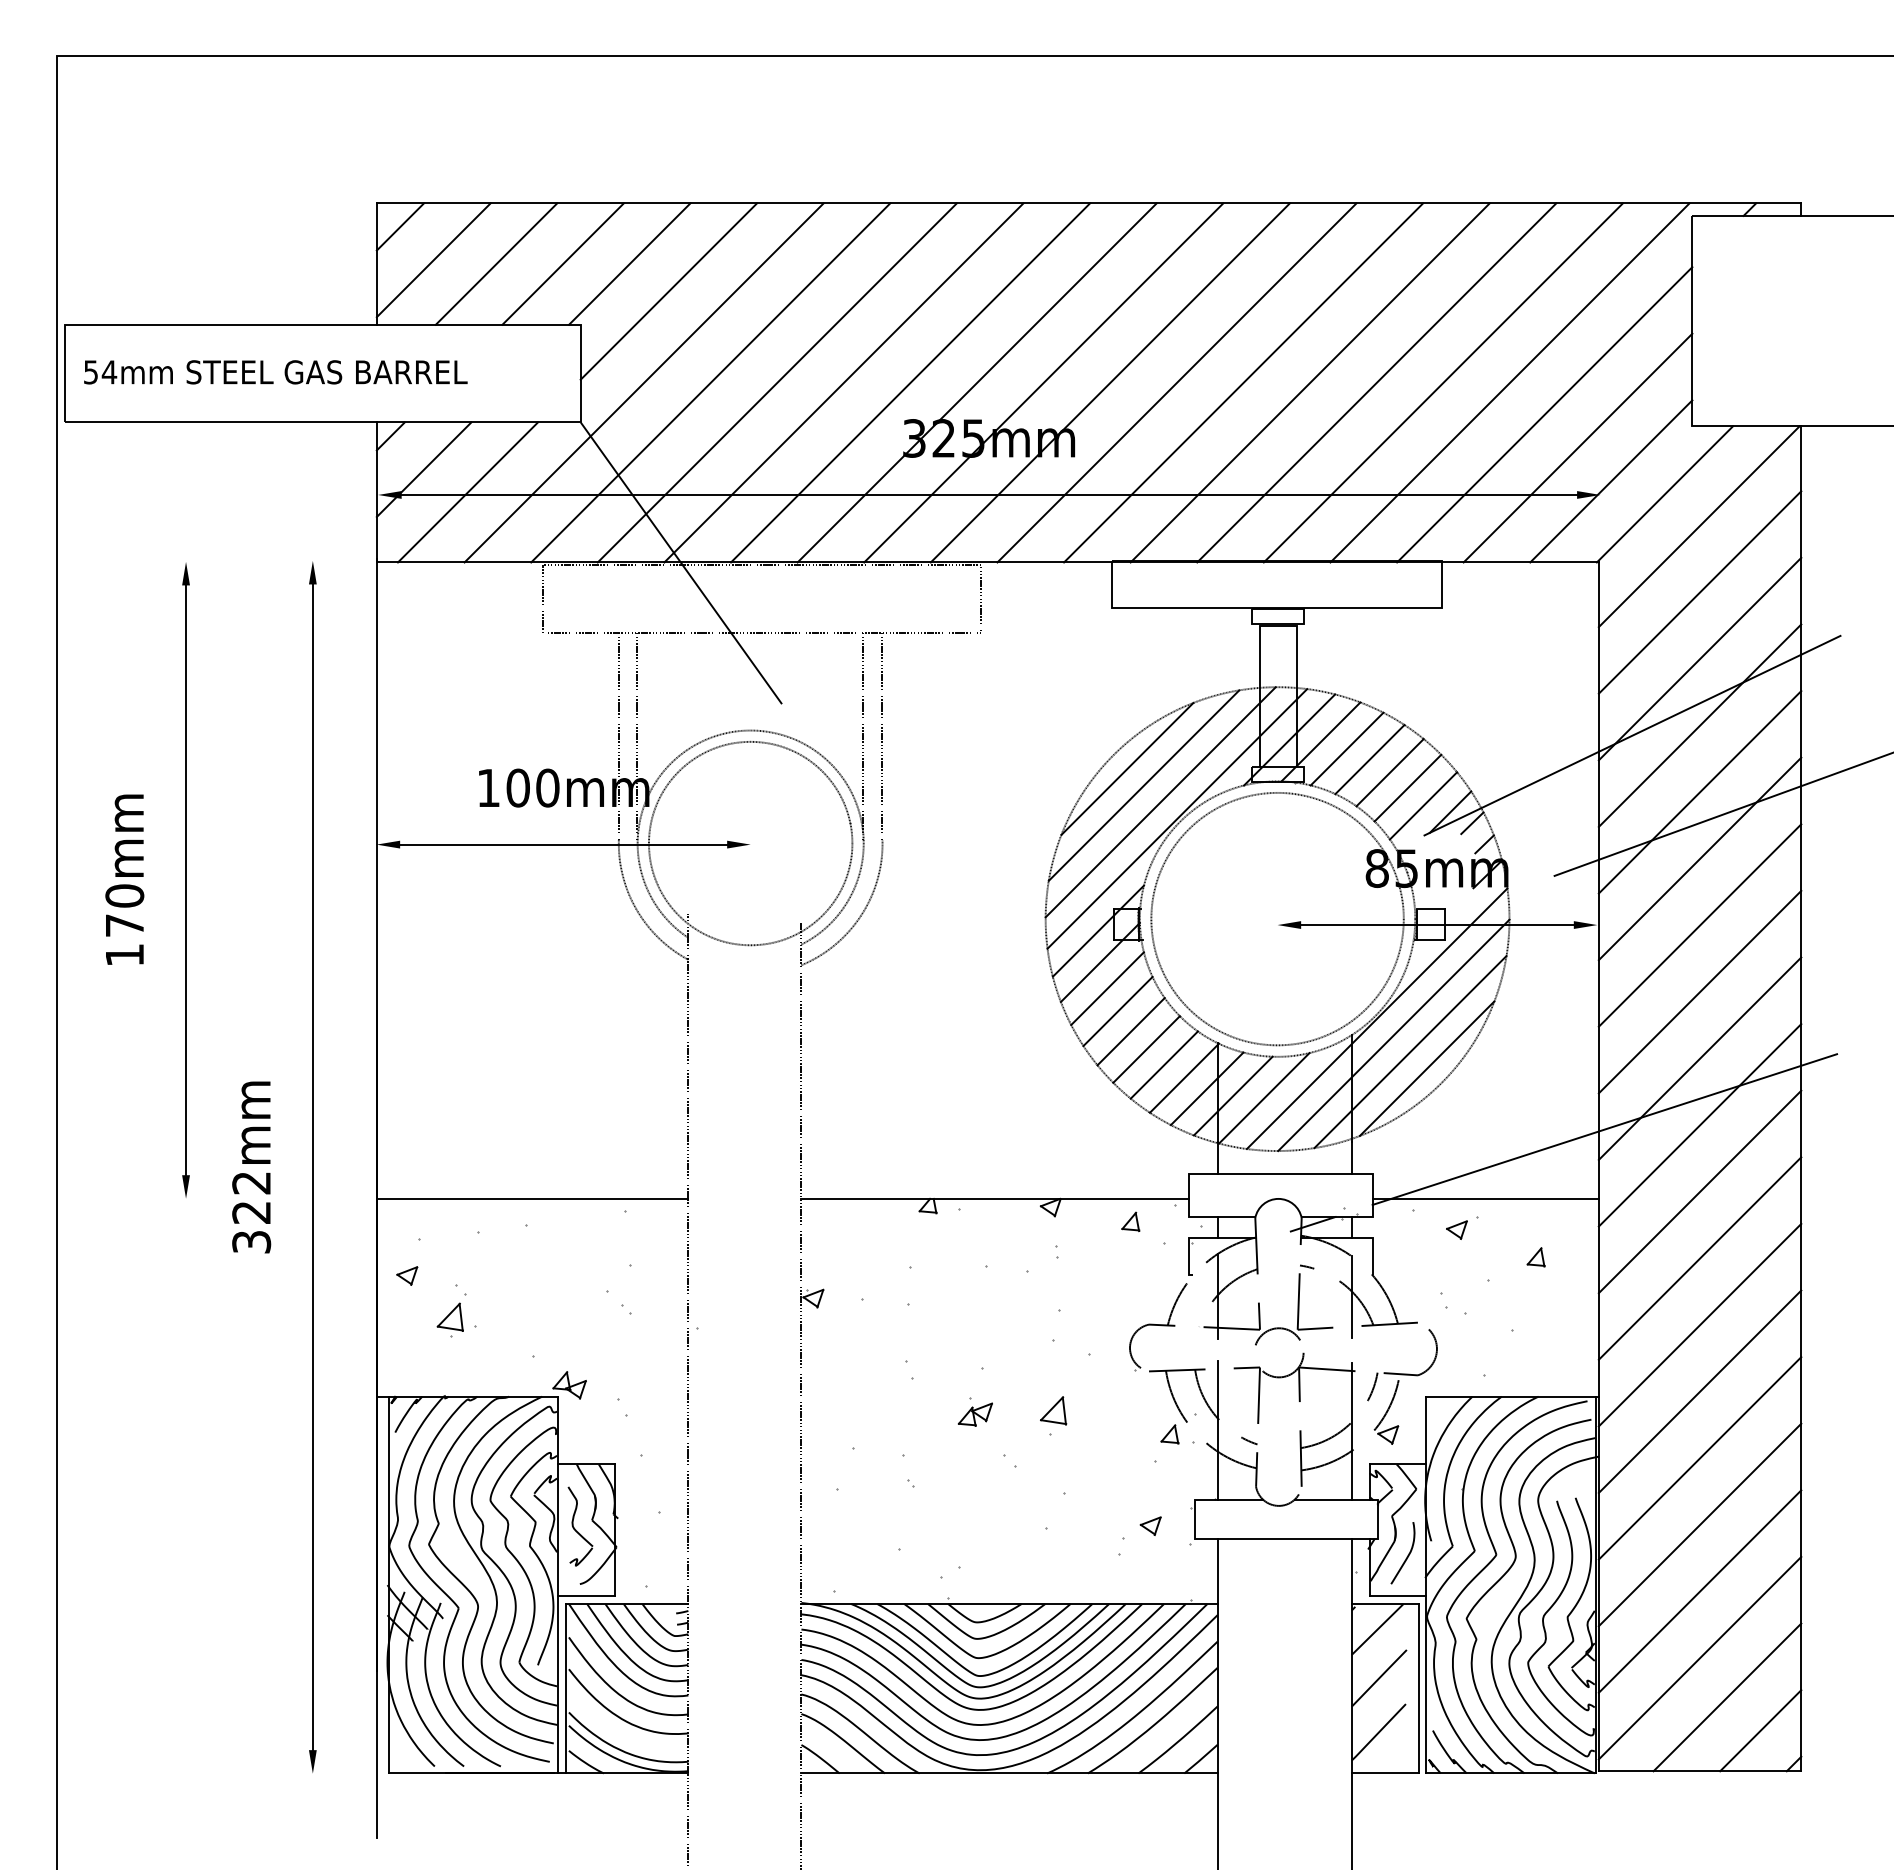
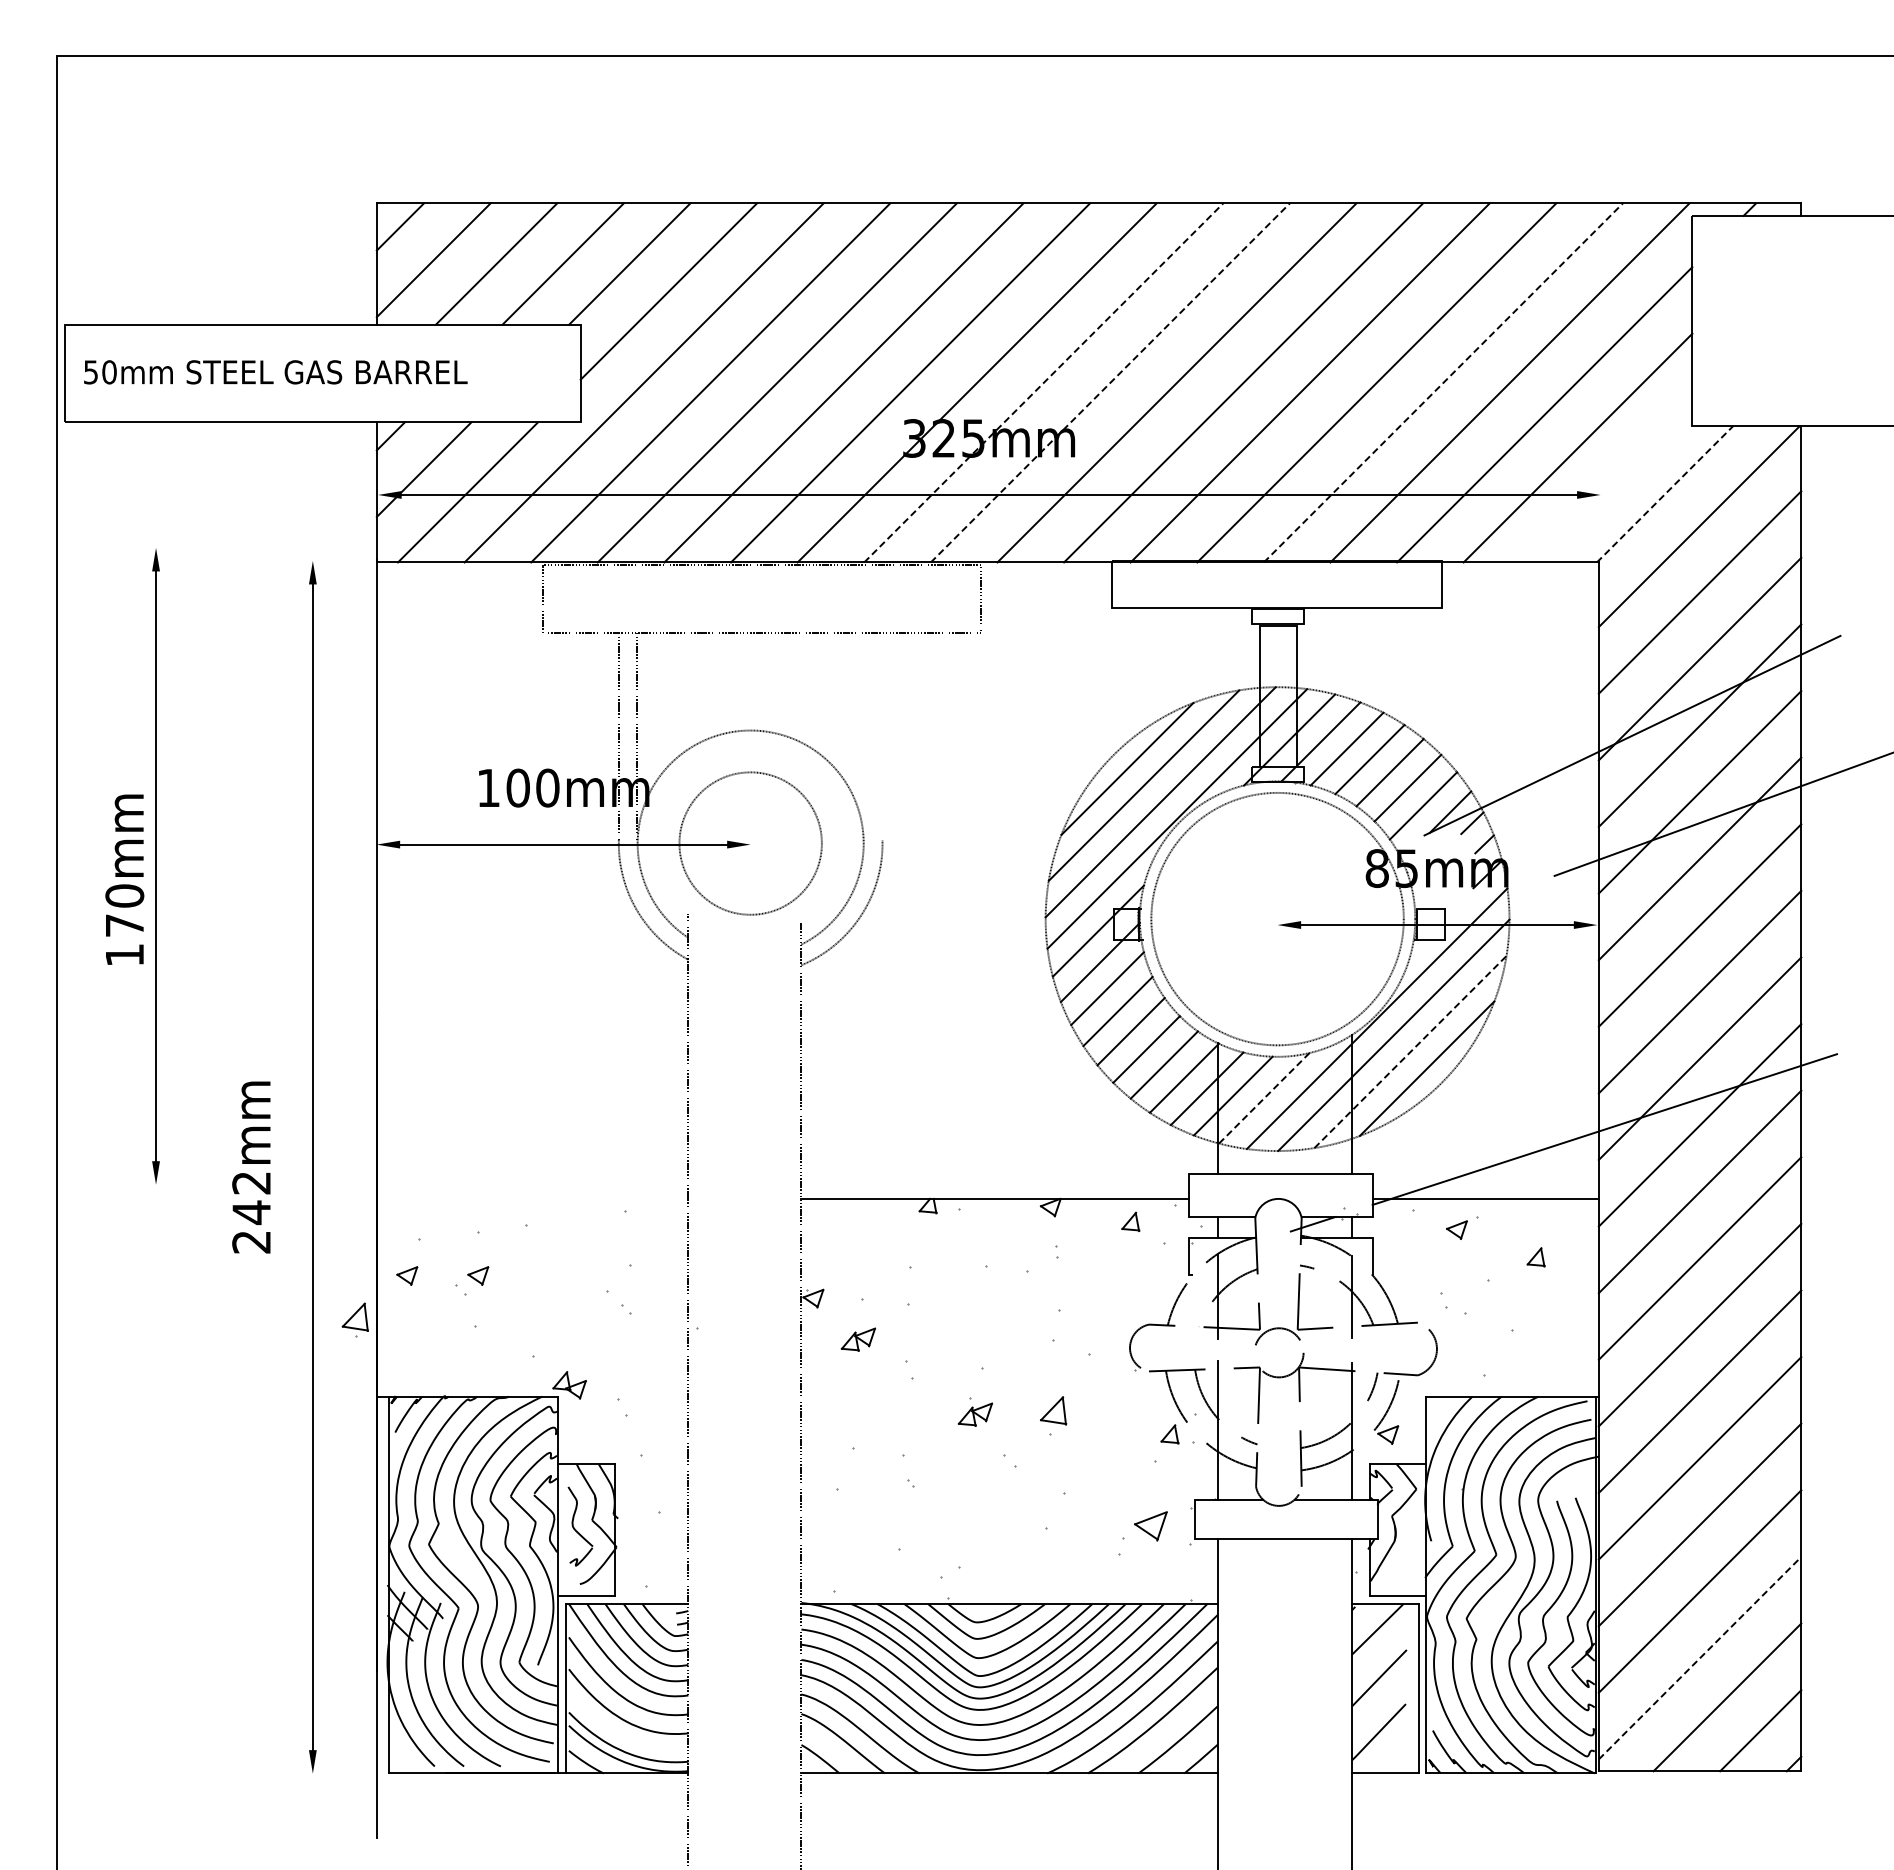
text: 54mm -> 50mm (109, 372)
line: solid -> dashed (1043, 382)
line: solid -> dashed (1110, 382)
line: solid -> dashed (1443, 382)
line: present -> none (1611, 481)
line: solid -> dashed (1665, 494)
line: present -> none (681, 563)
line: present -> none (863, 736)
line: present -> none (882, 736)
circle diameter: 203 px -> 142 px (750, 843)
part position: (185, 879) -> (155, 865) (155, 865)
line: solid -> dashed (1410, 1052)
line: solid -> dashed (1264, 1098)
line: present -> none (532, 1198)
text: 322mm -> 242mm (251, 1226)
part: none -> present (478, 1275)
part position: (449, 1319) -> (354, 1319) (354, 1319)
part: none -> present (857, 1339)
part size: 23x20 px -> 34x31 px (1150, 1526)
curve: present -> none (1407, 1555)
line: solid -> dashed (1700, 1657)
